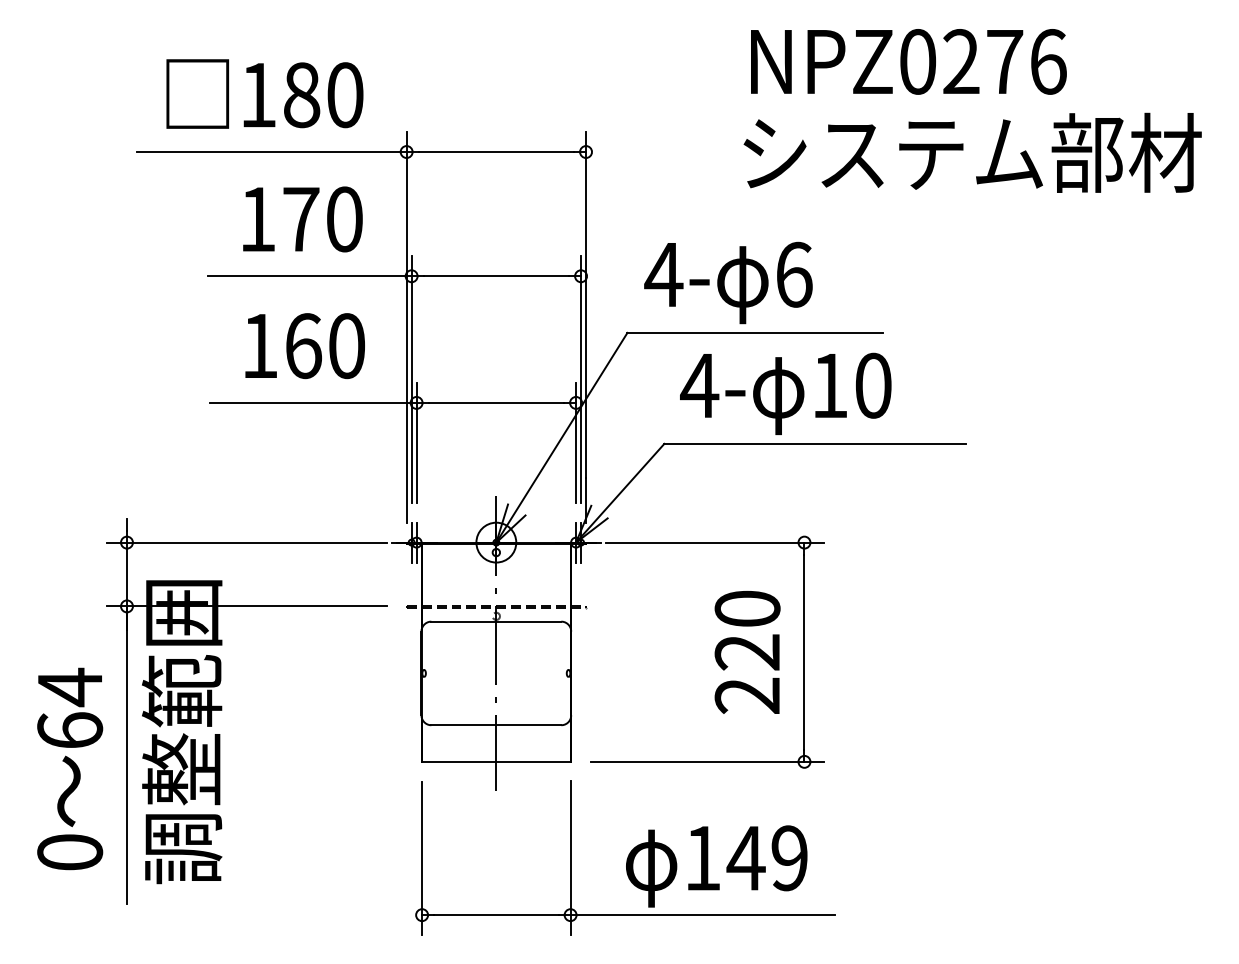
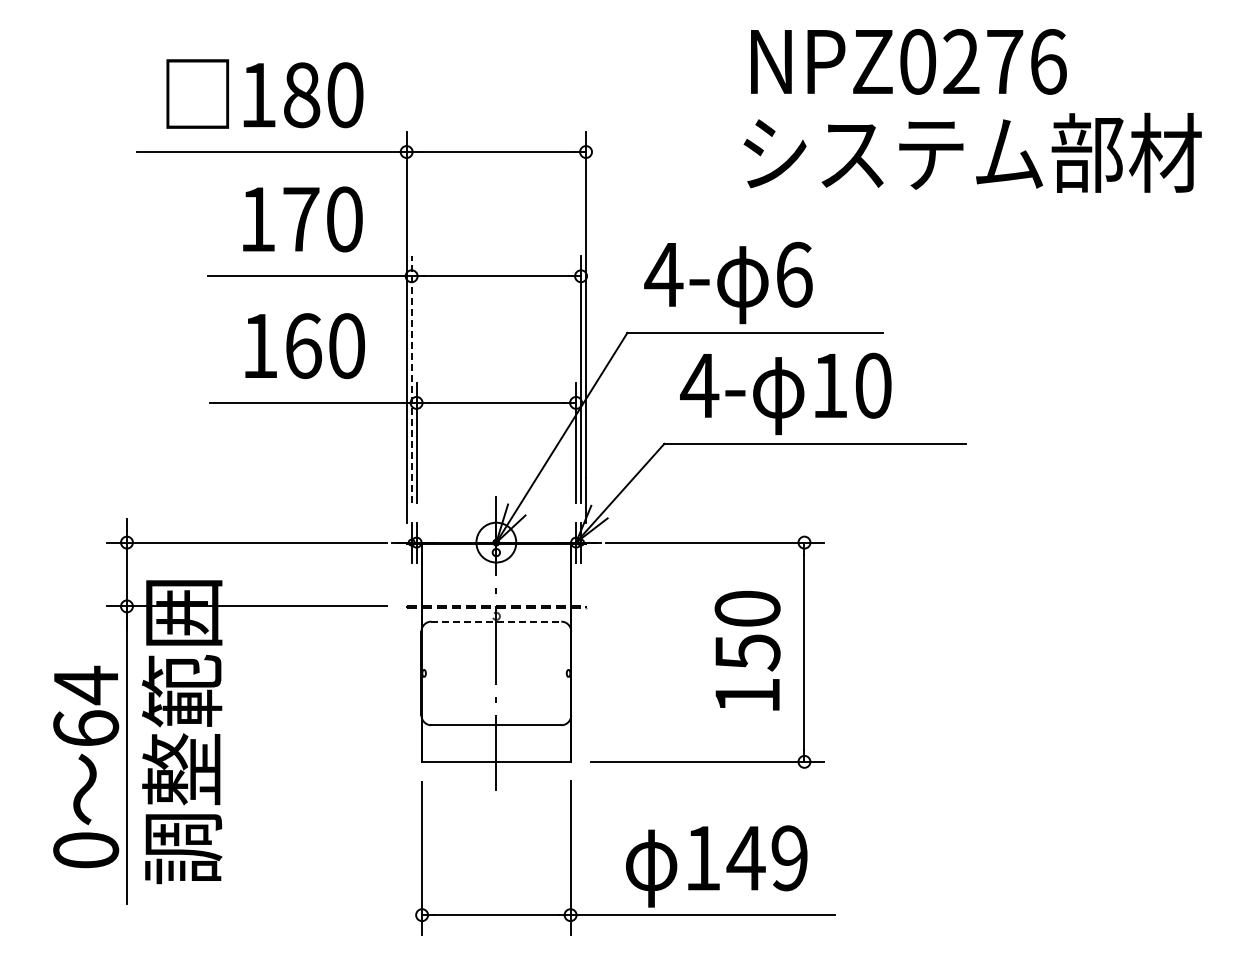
line: solid -> dashed (411, 379)
line: solid -> dashed (496, 621)
text: 220 -> 150 (747, 673)
text position: (70, 768) -> (86, 766) (86, 766)
